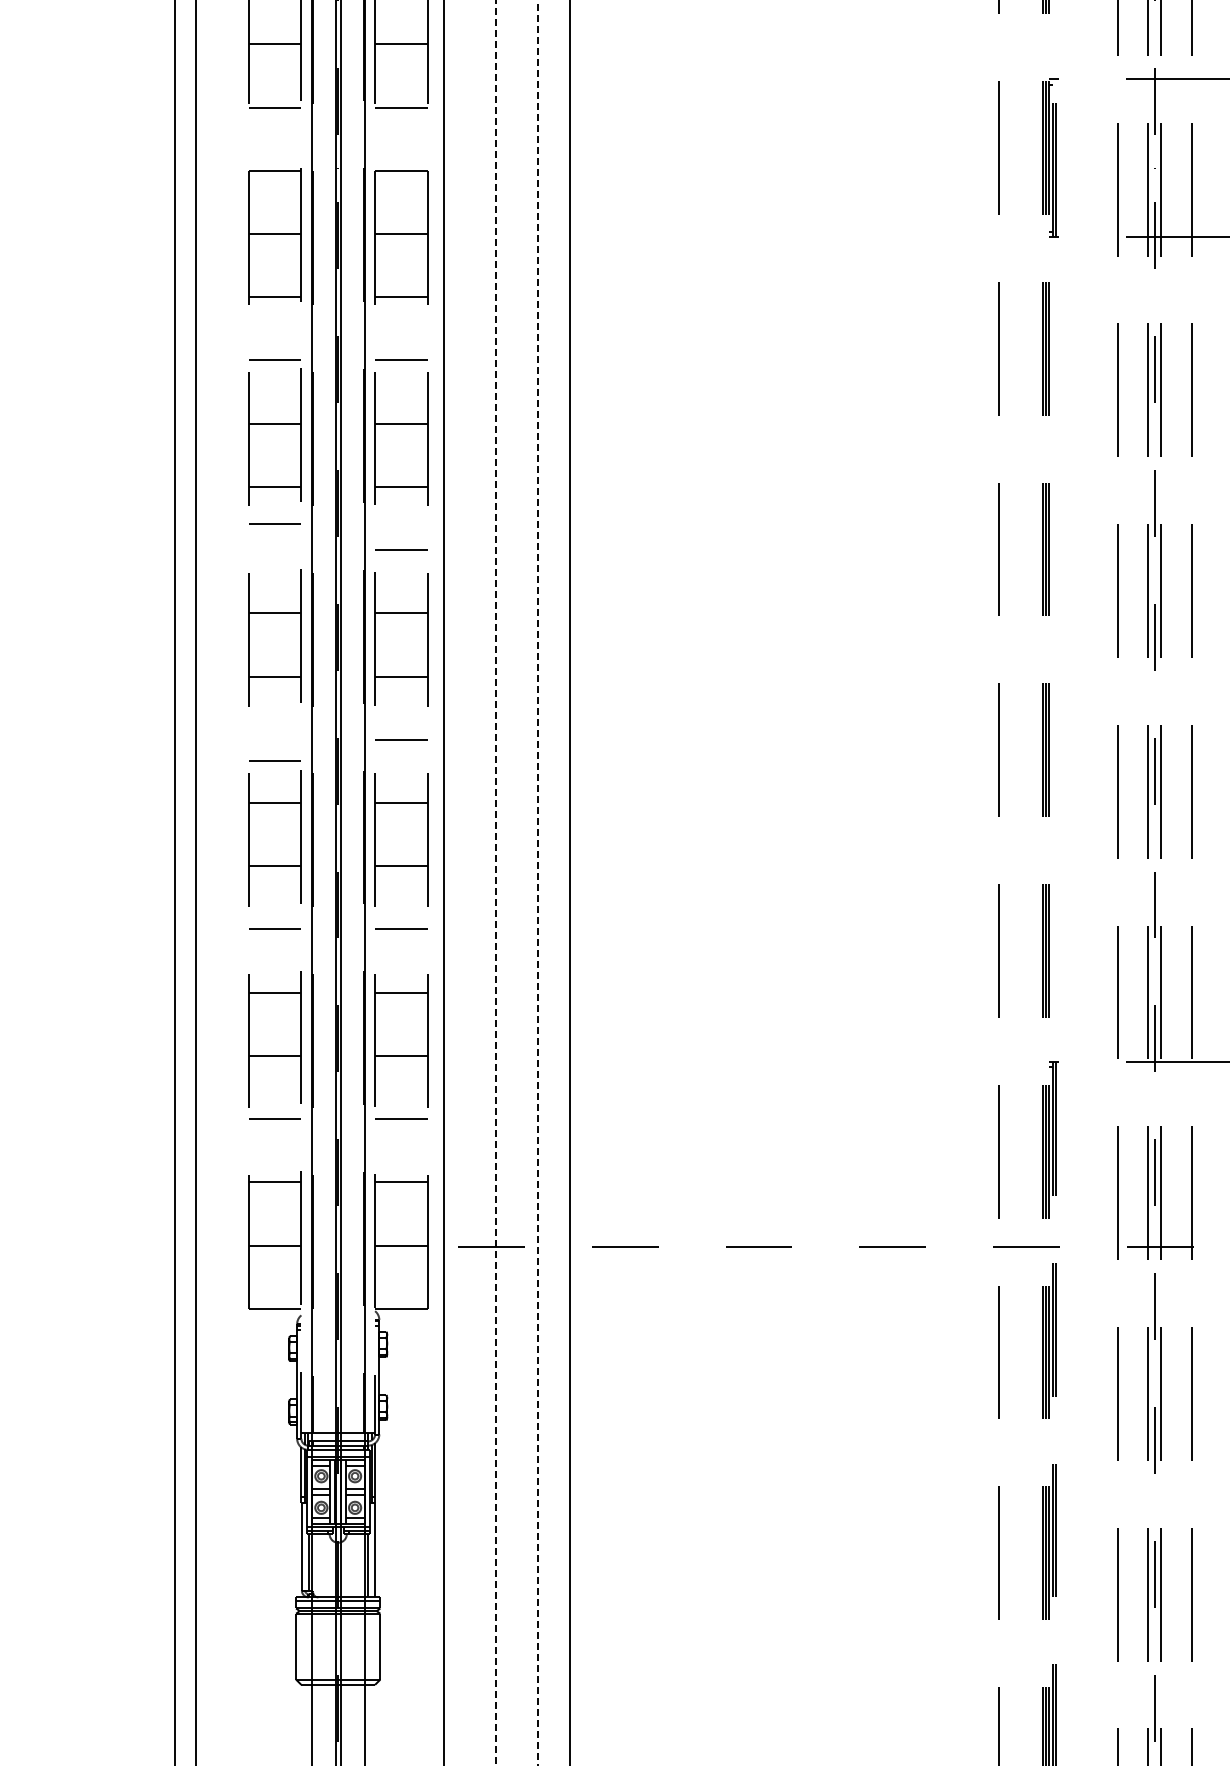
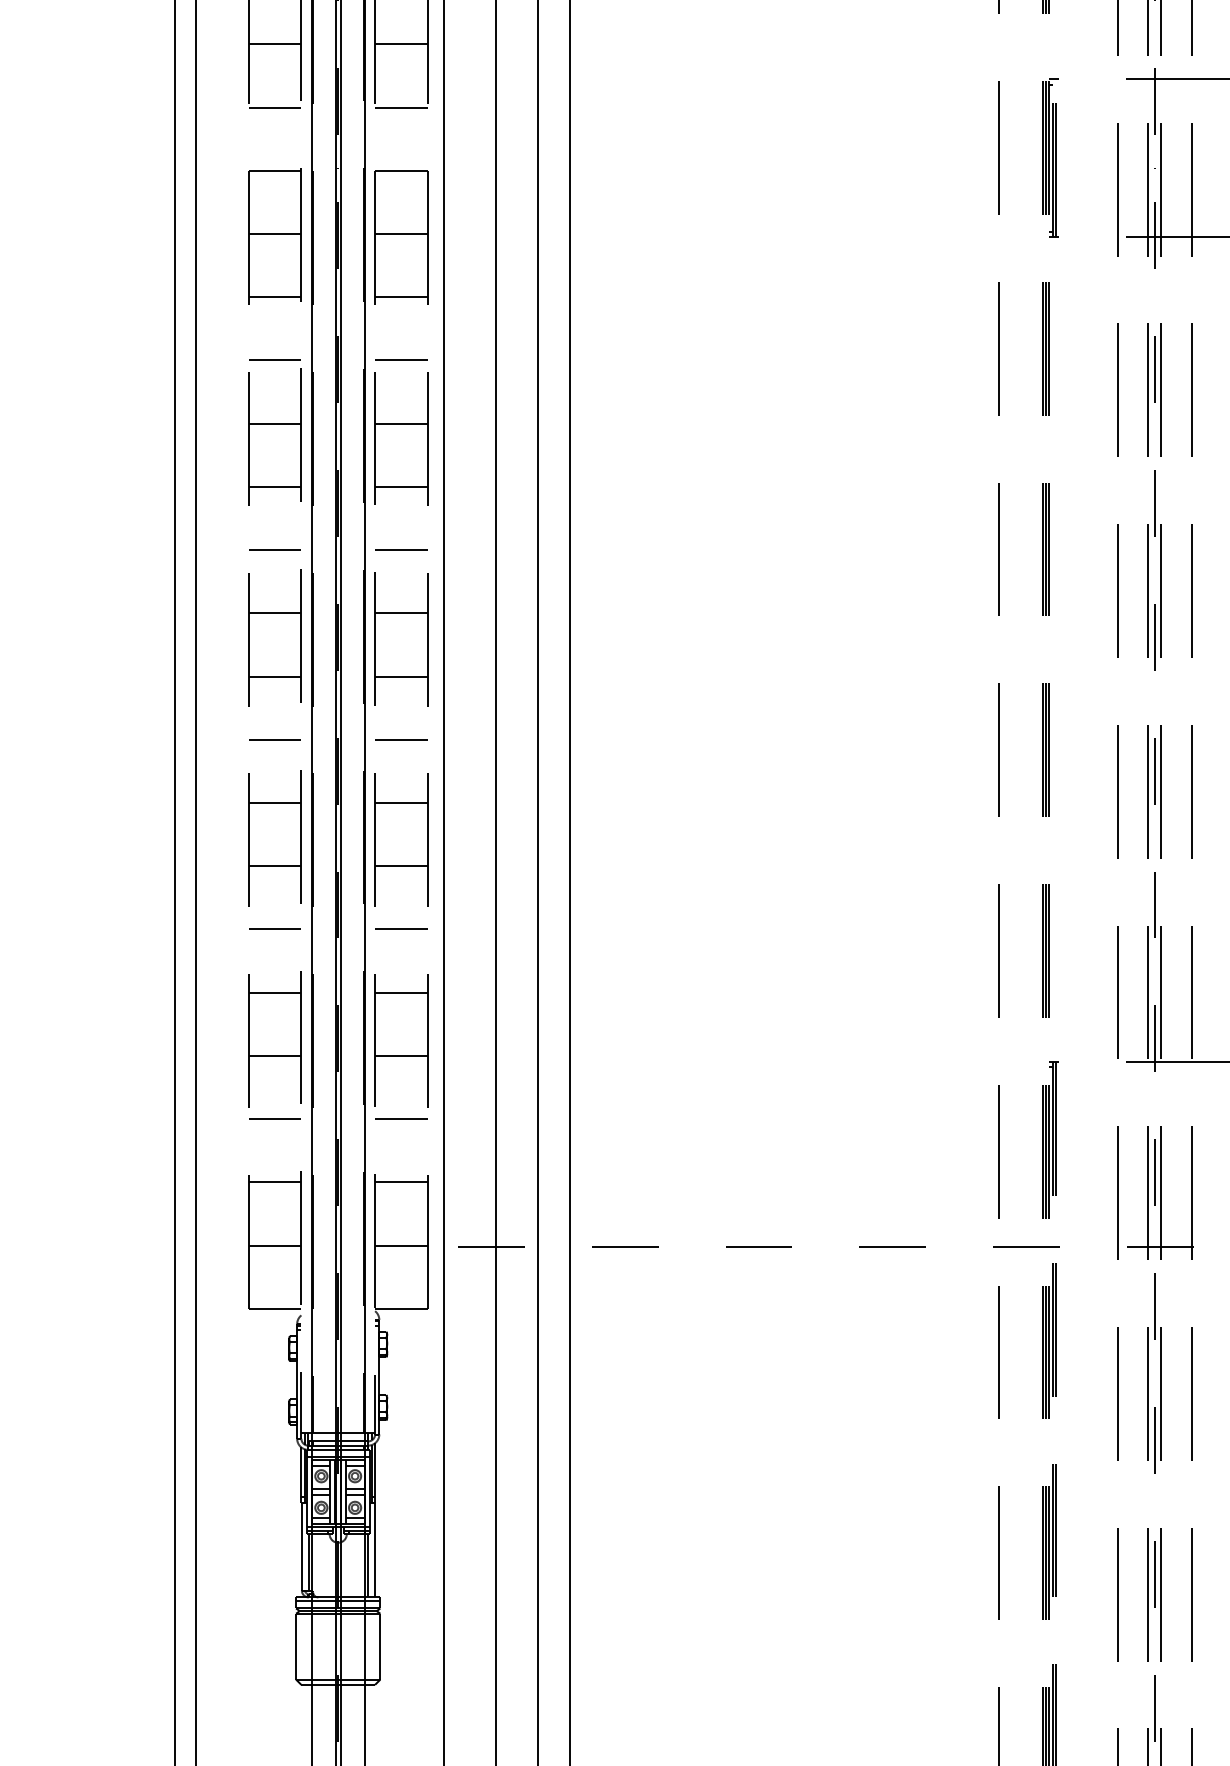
line position: (274, 523) -> (274, 549) (274, 549)
line position: (274, 760) -> (274, 739) (274, 739)
line: dashed -> solid (496, 883)
line: dashed -> solid (538, 883)
